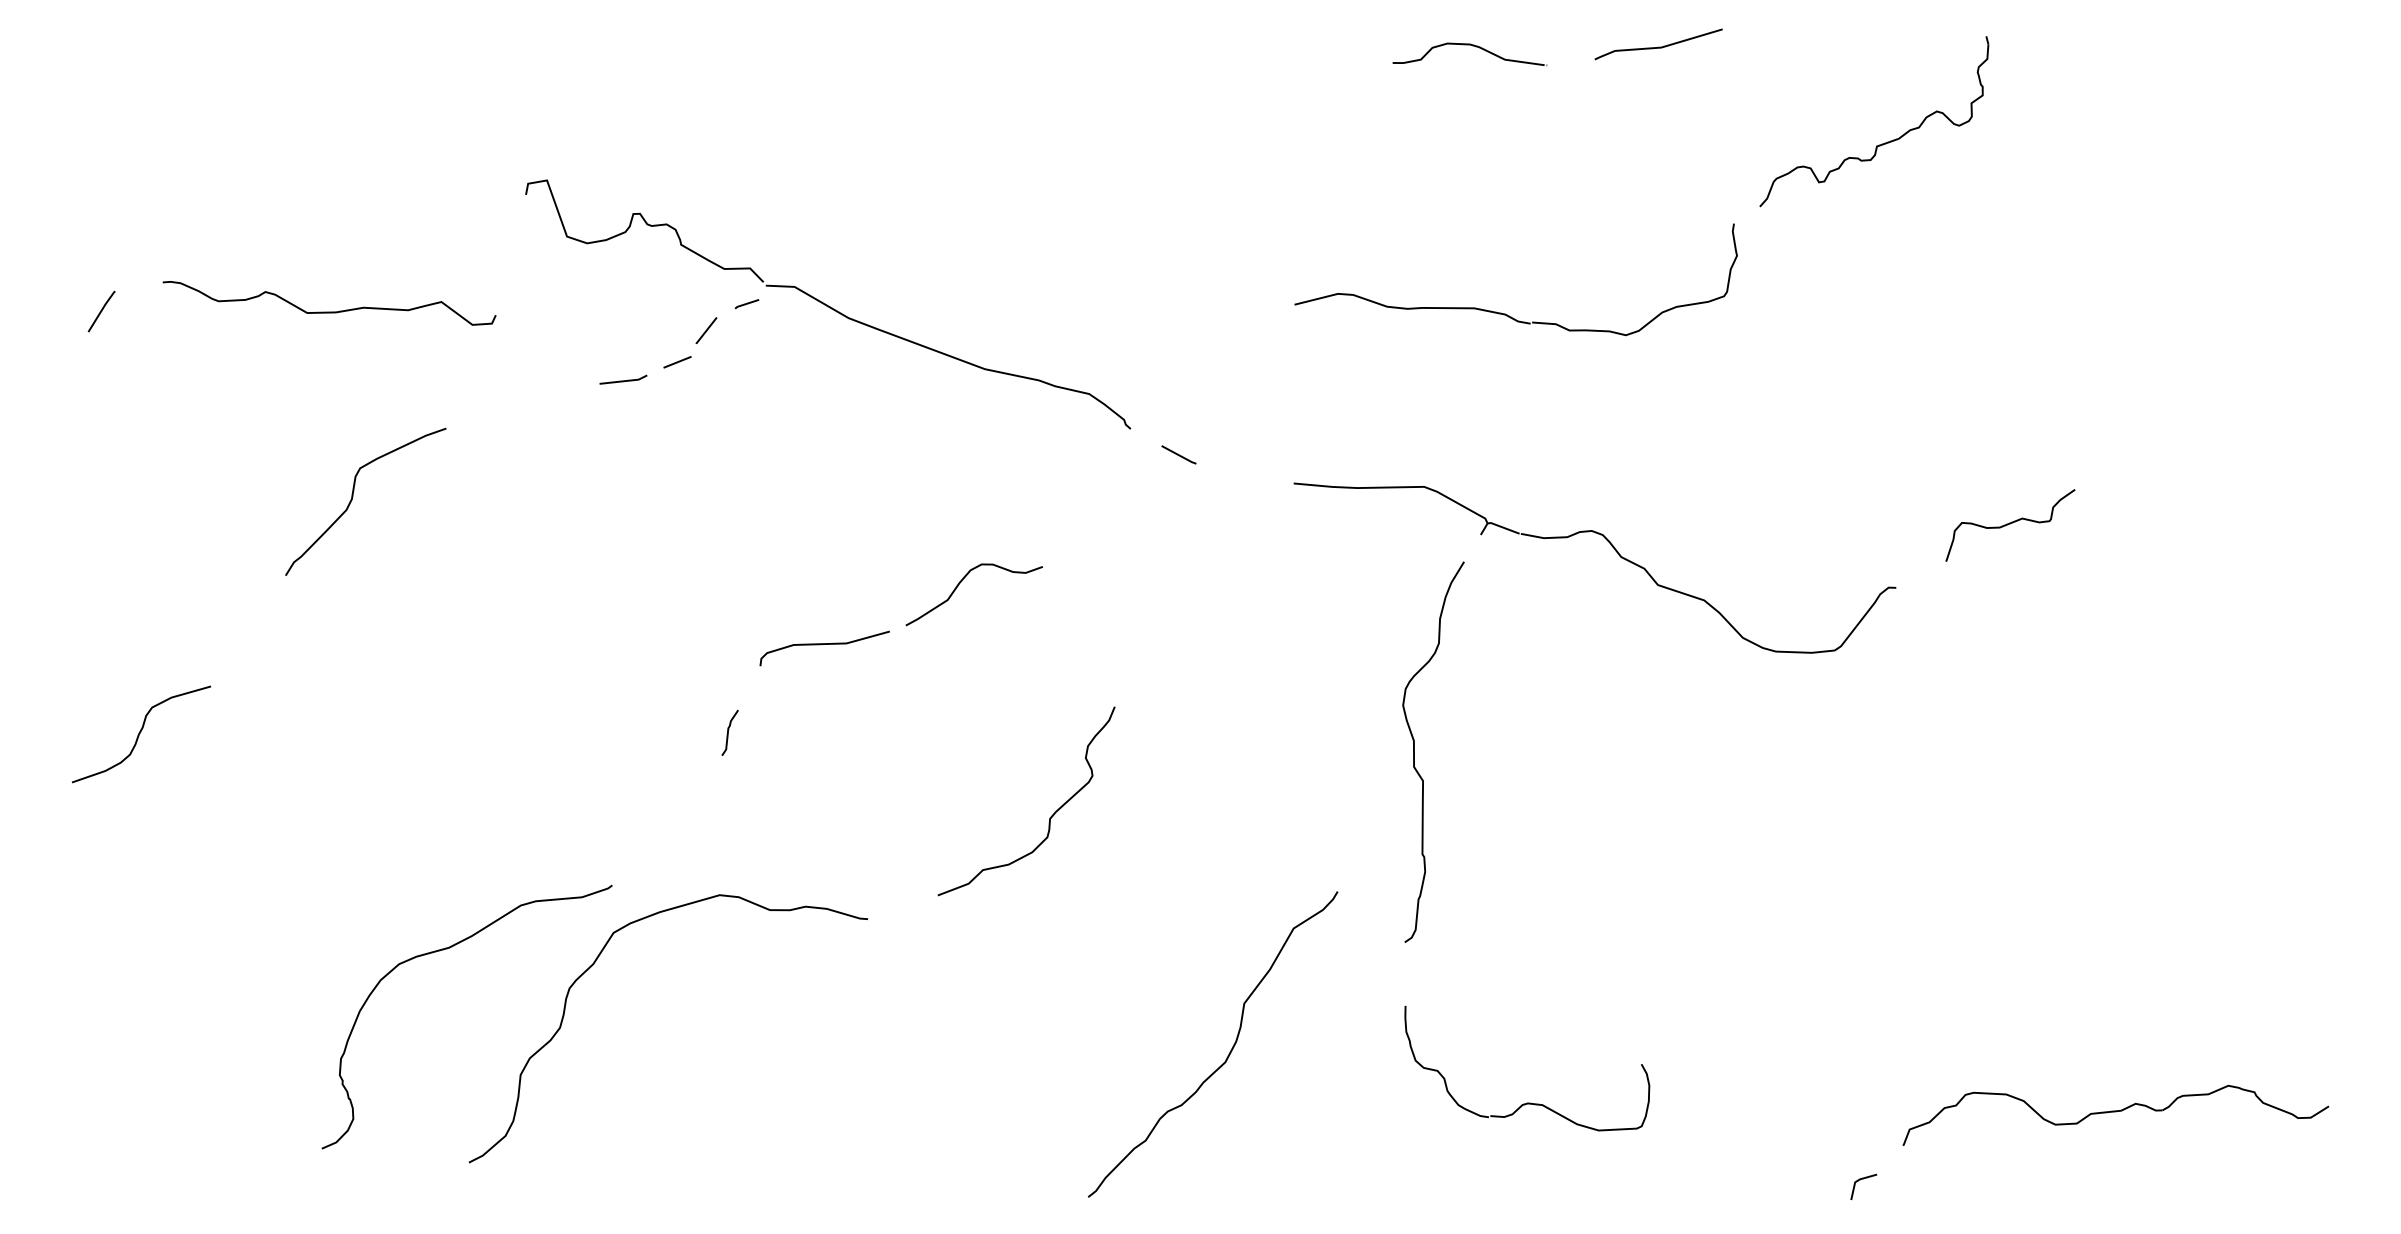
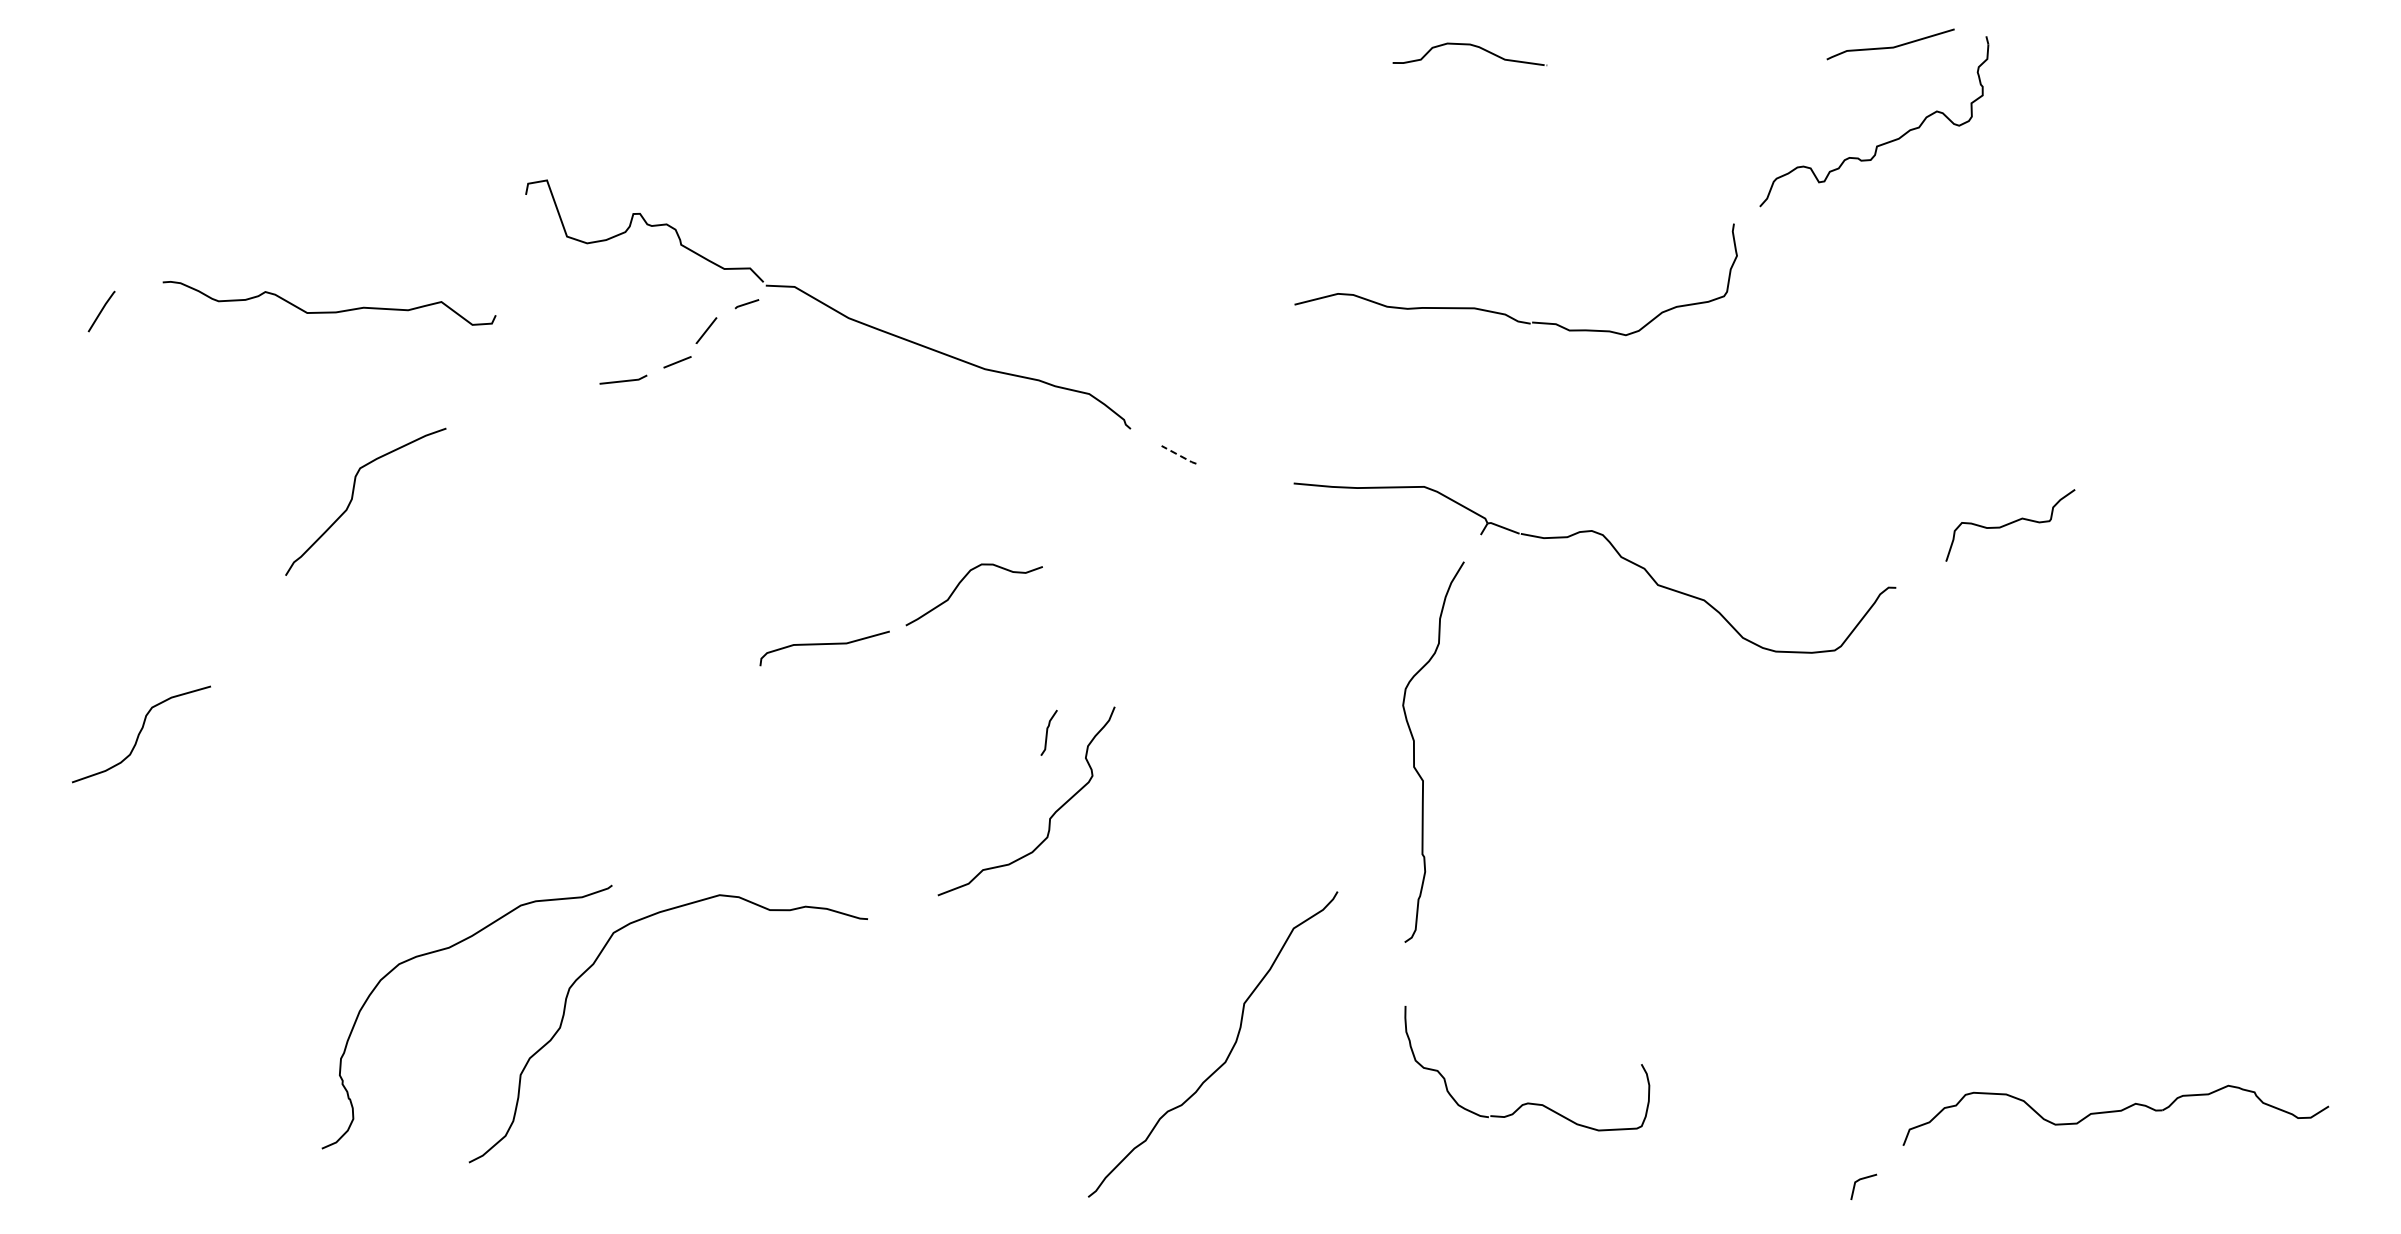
line position: (1658, 46) -> (1890, 46) (1890, 46)
line: solid -> dashed (1178, 455)
curve position: (728, 732) -> (1047, 732) (1047, 732)
